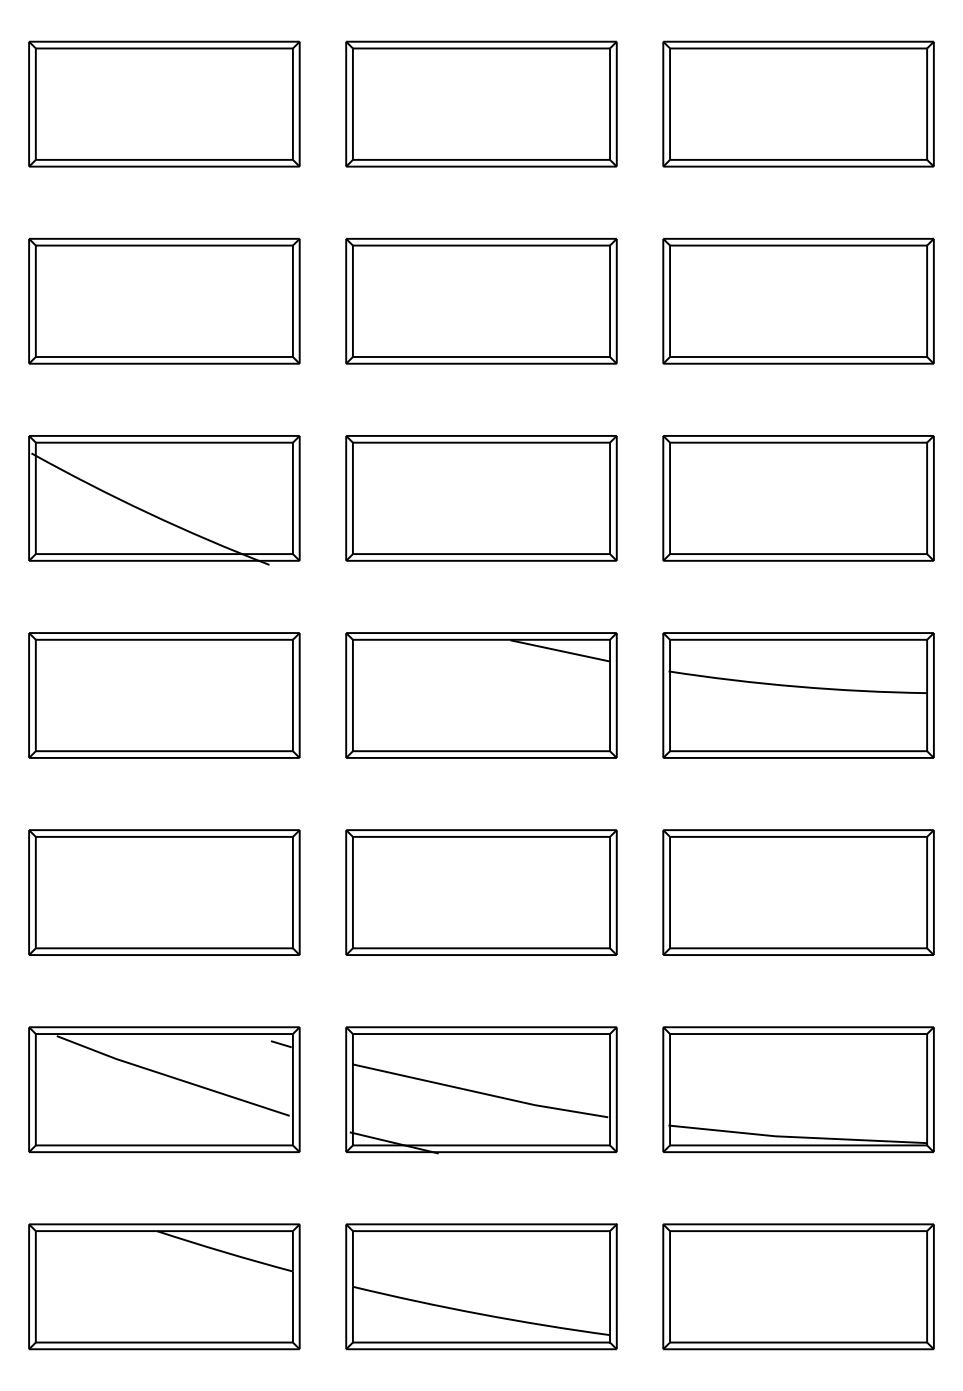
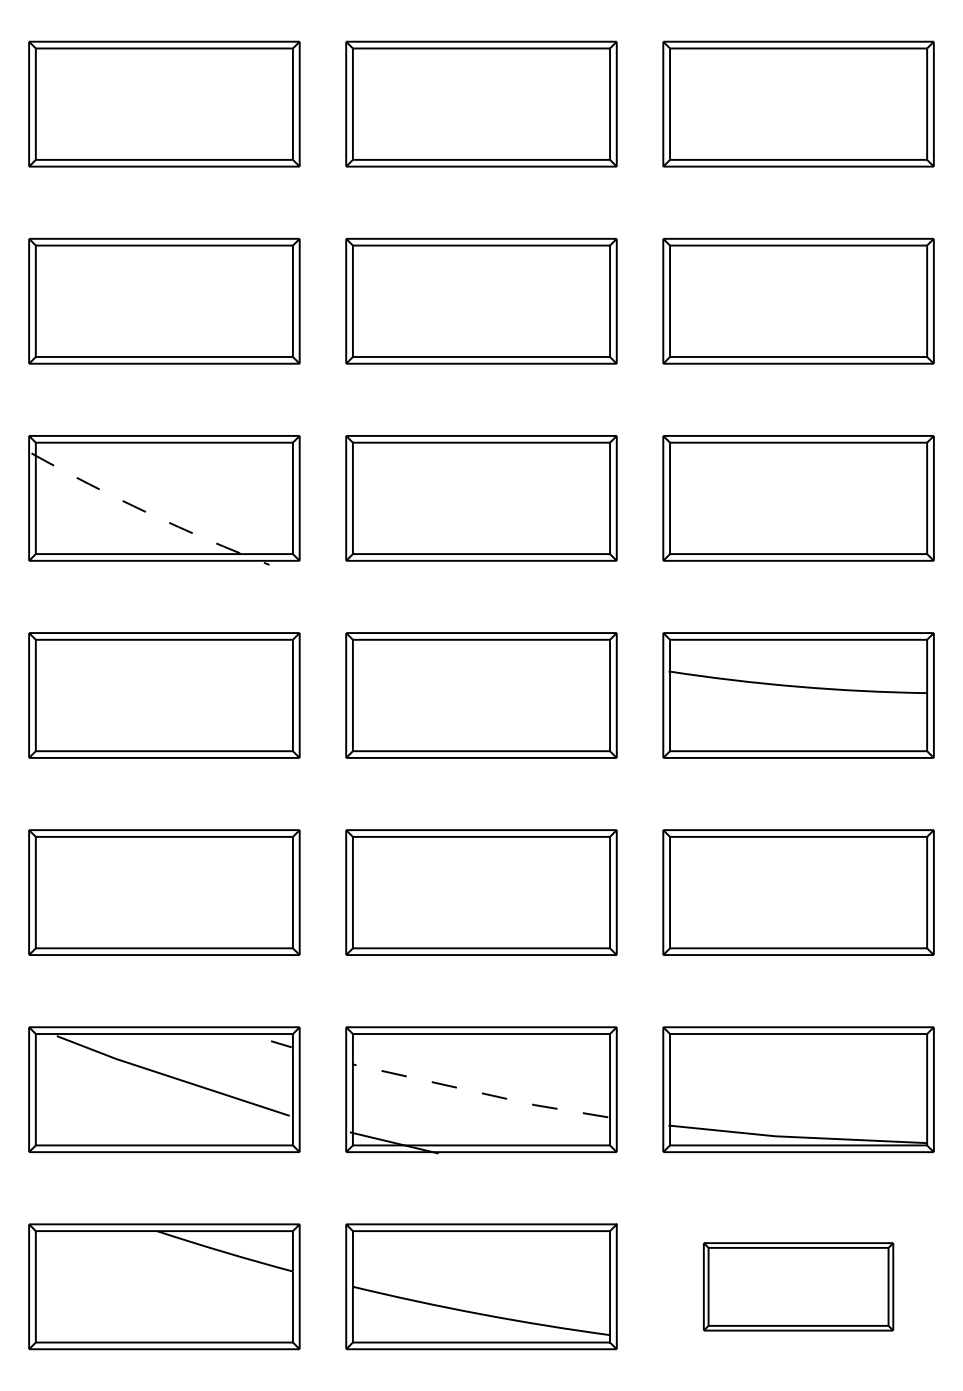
arc: solid -> dashed (148, 513)
line: present -> none (559, 650)
line: solid -> dashed (480, 1092)
part size: 273x128 px -> 192x90 px (798, 1286)
